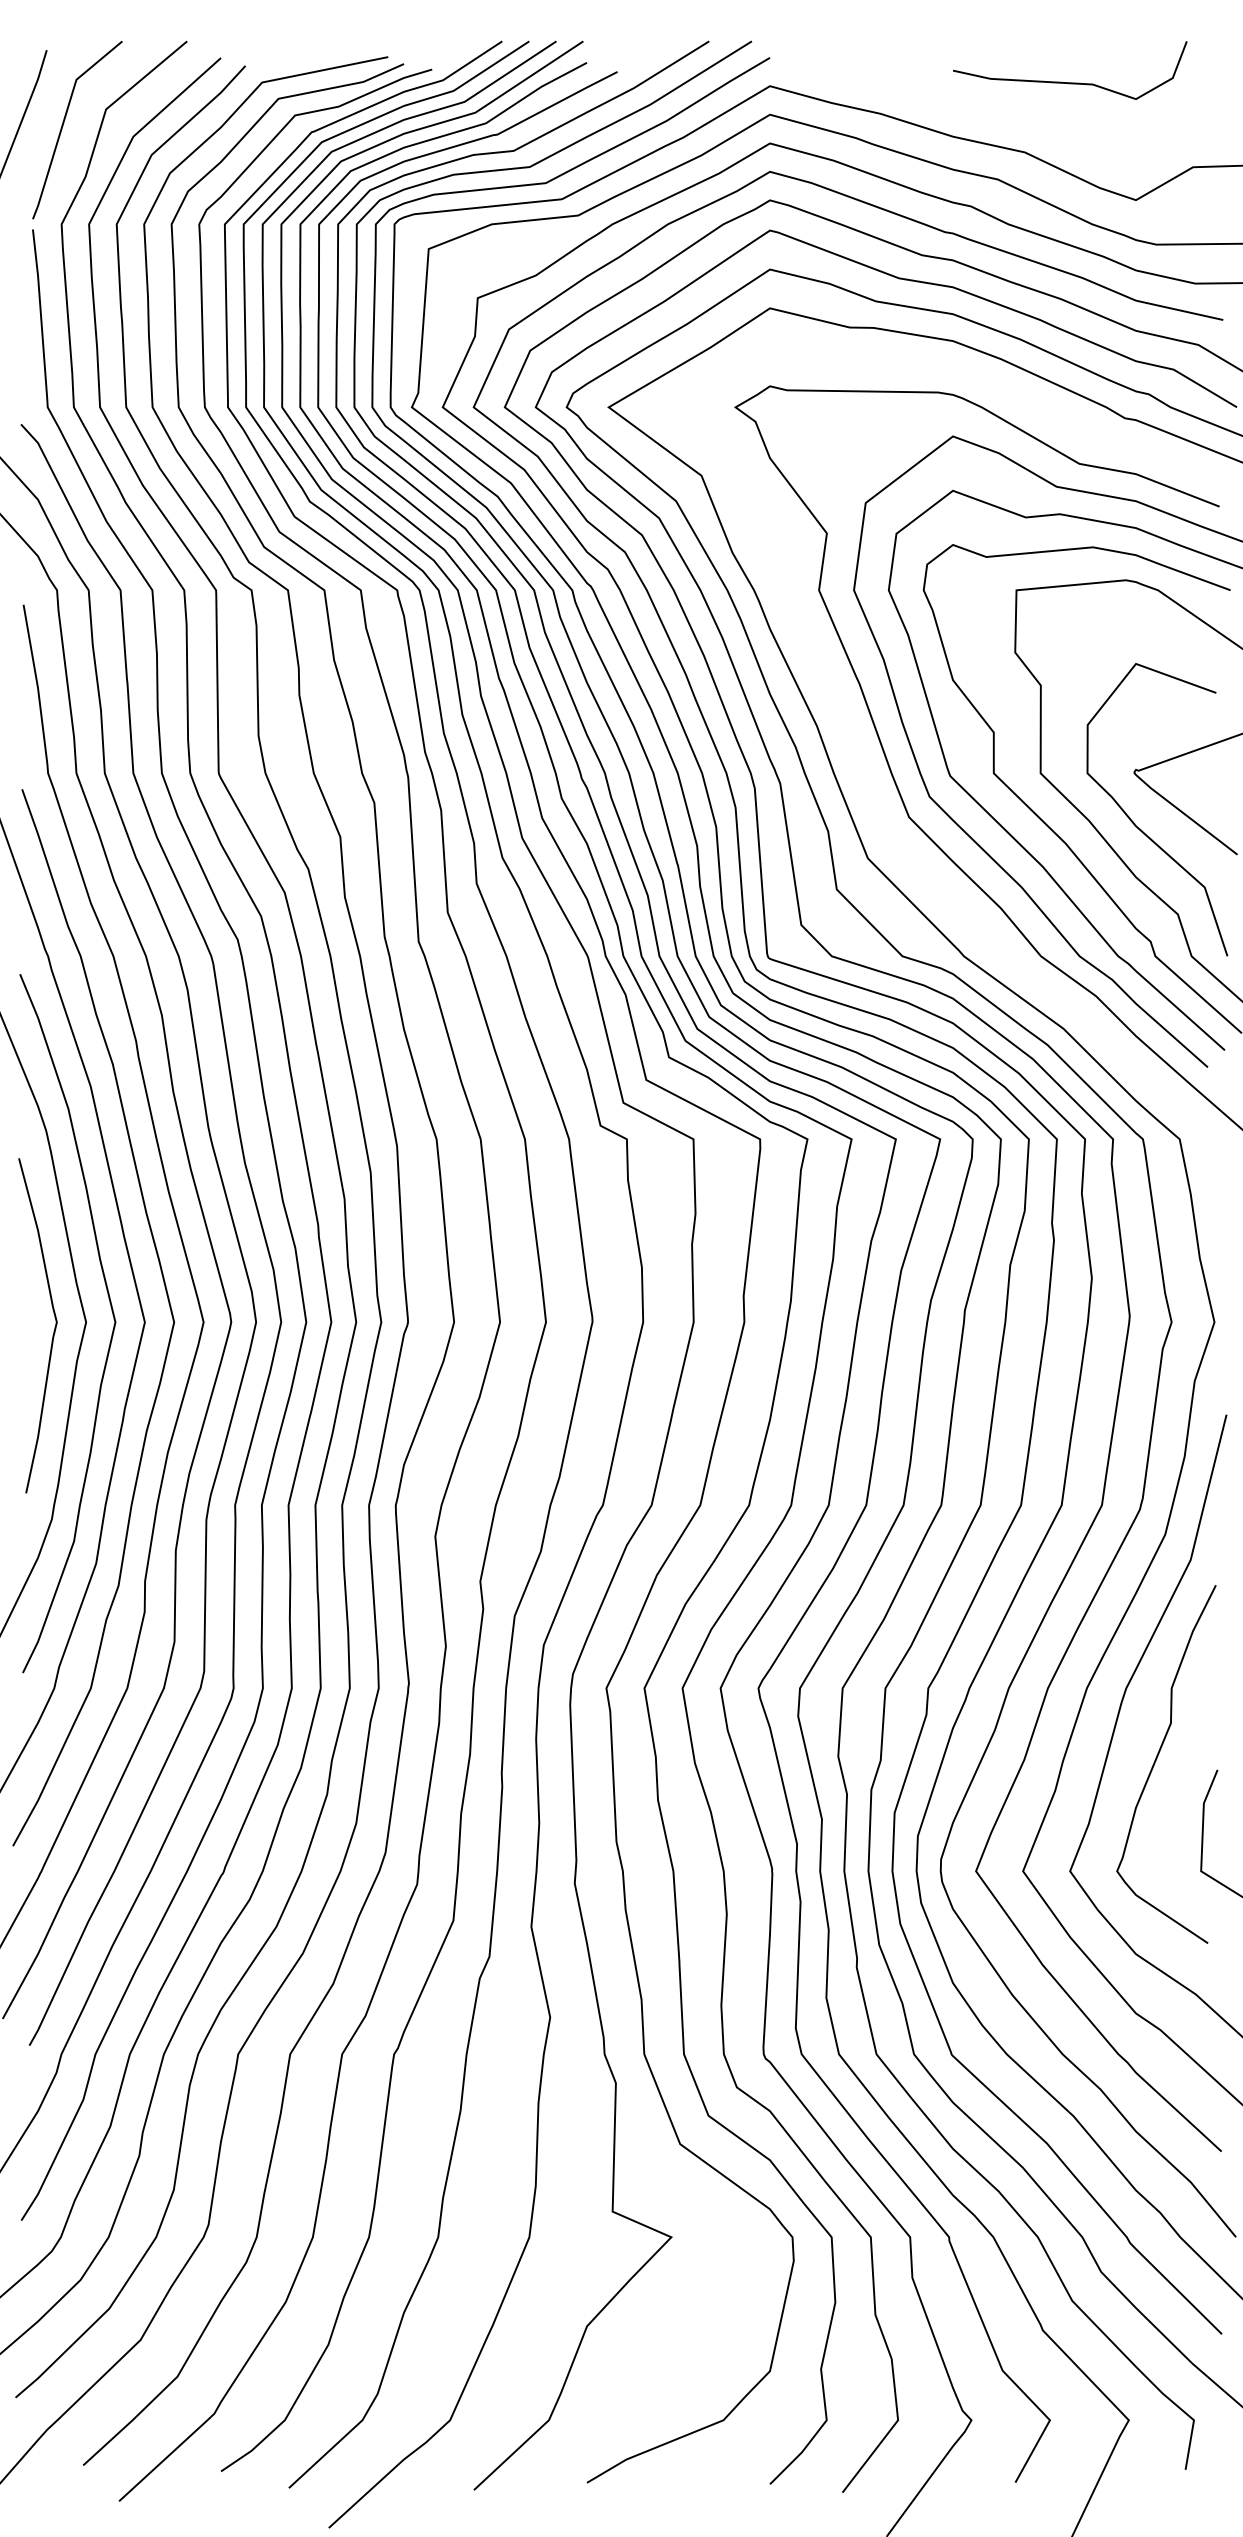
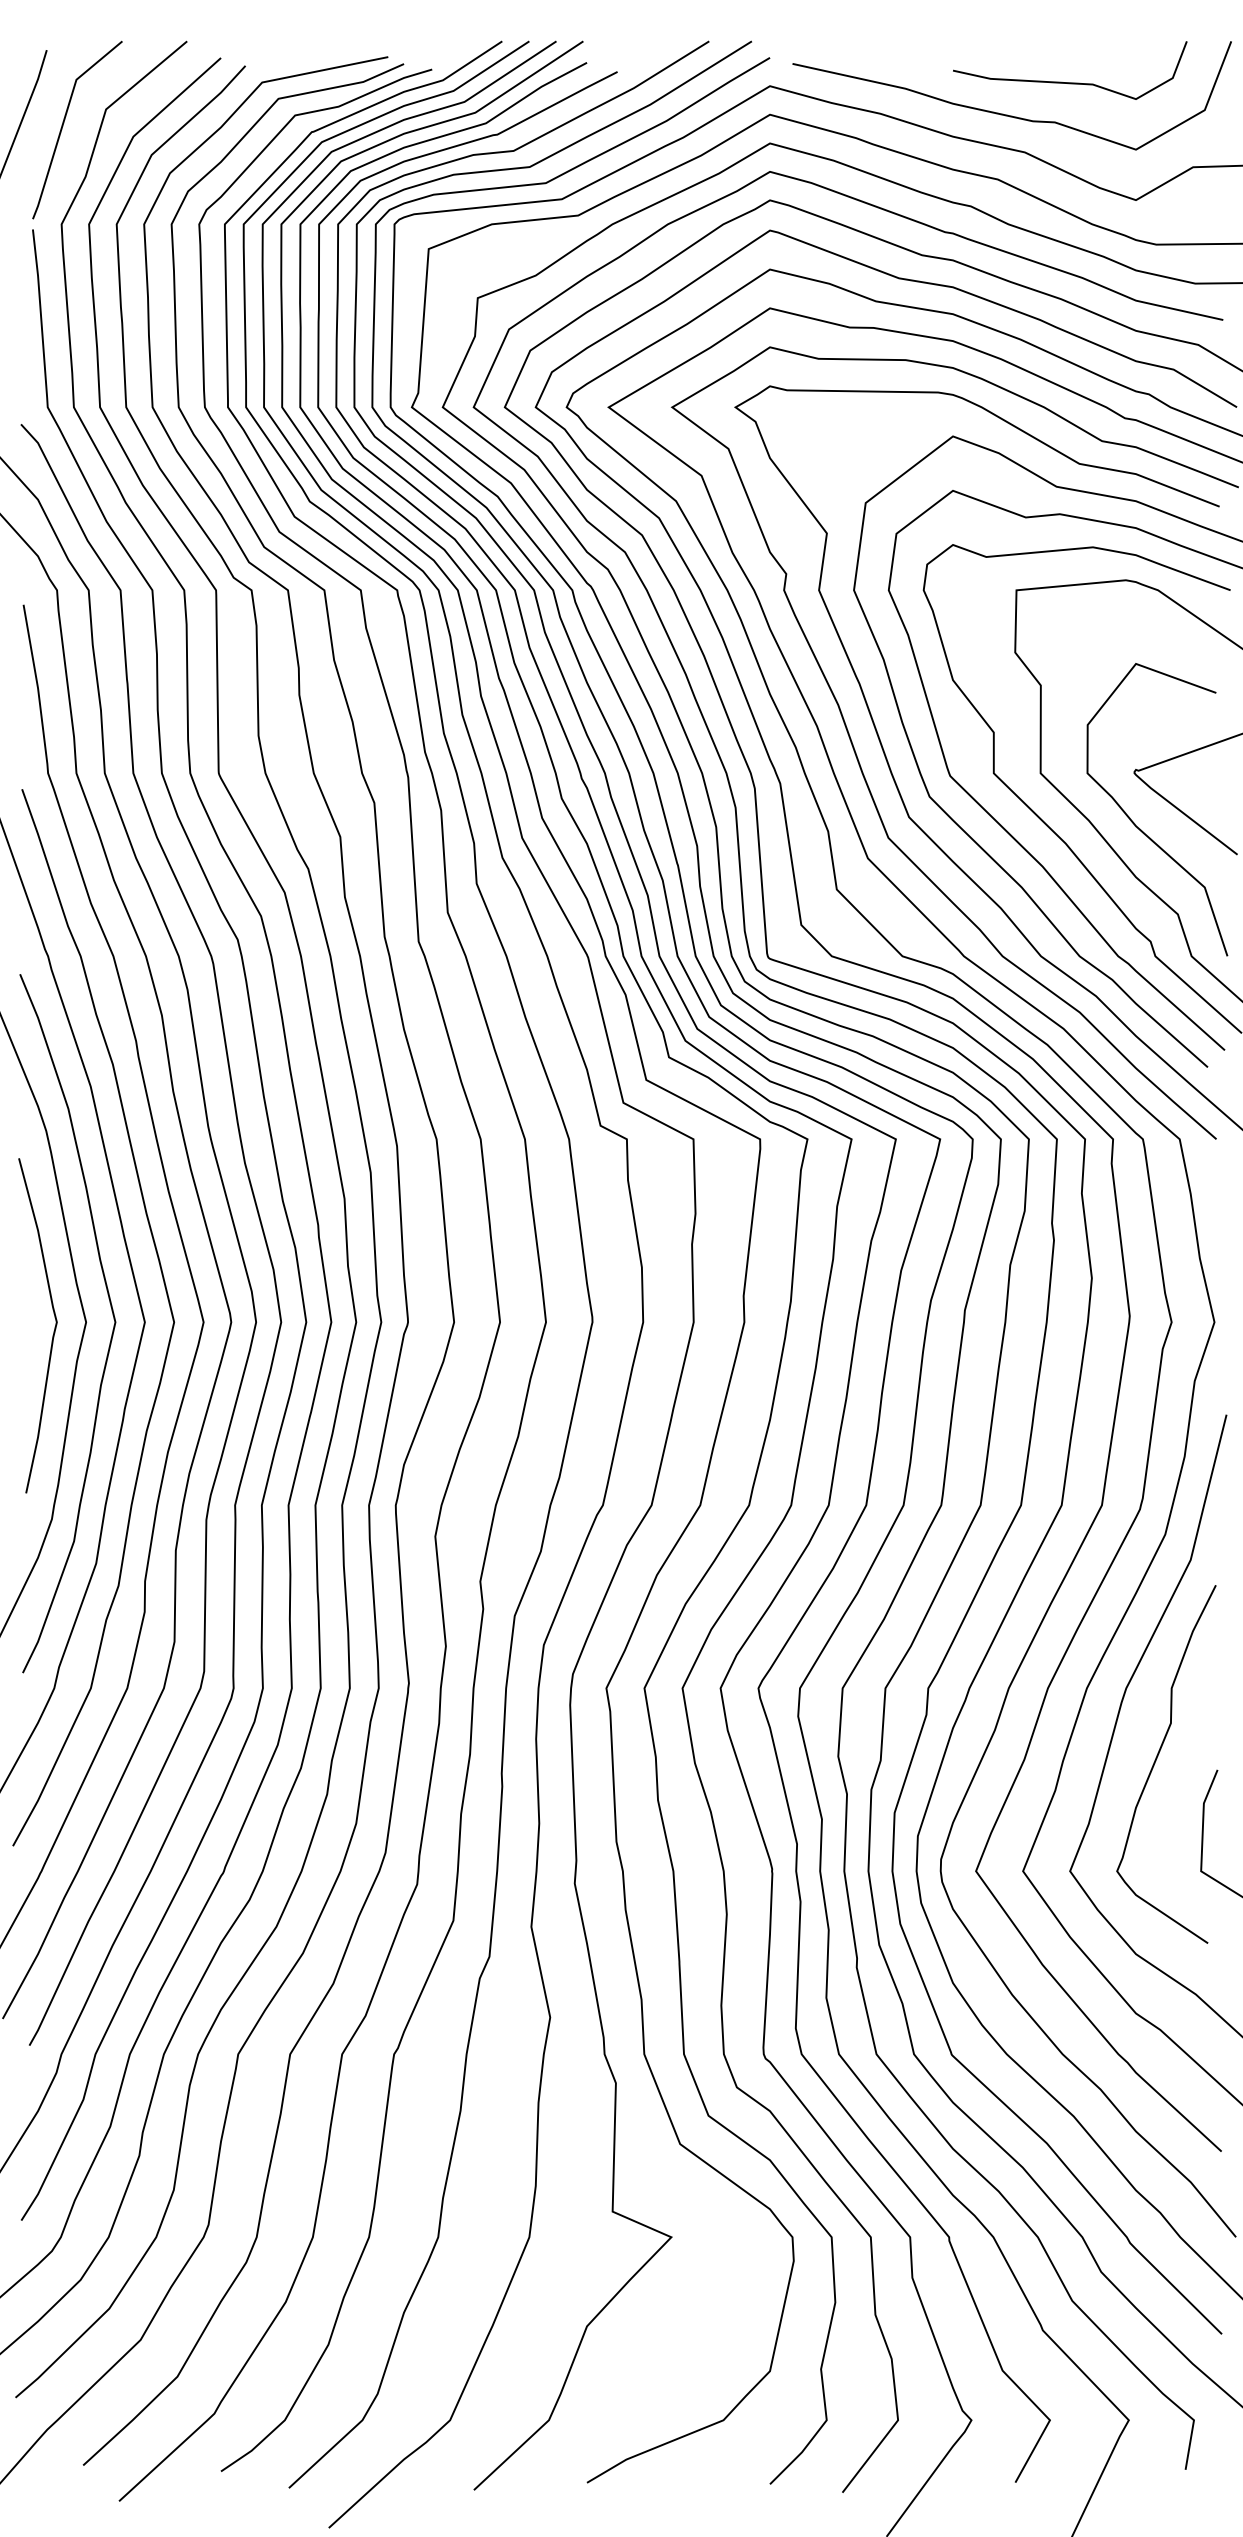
curve: none -> present (1007, 114)
curve: none -> present (866, 779)
